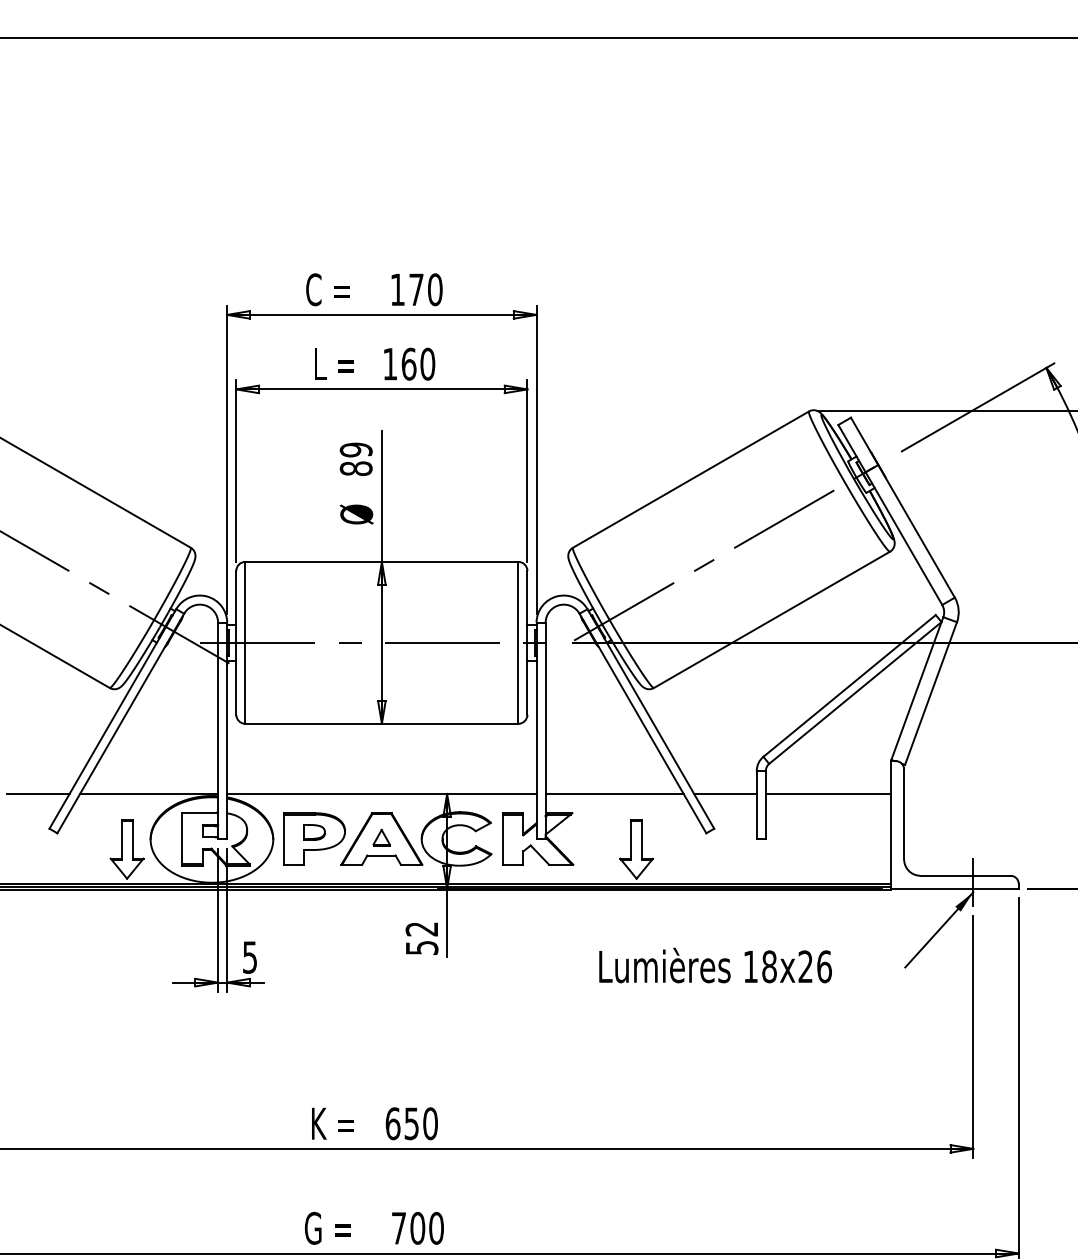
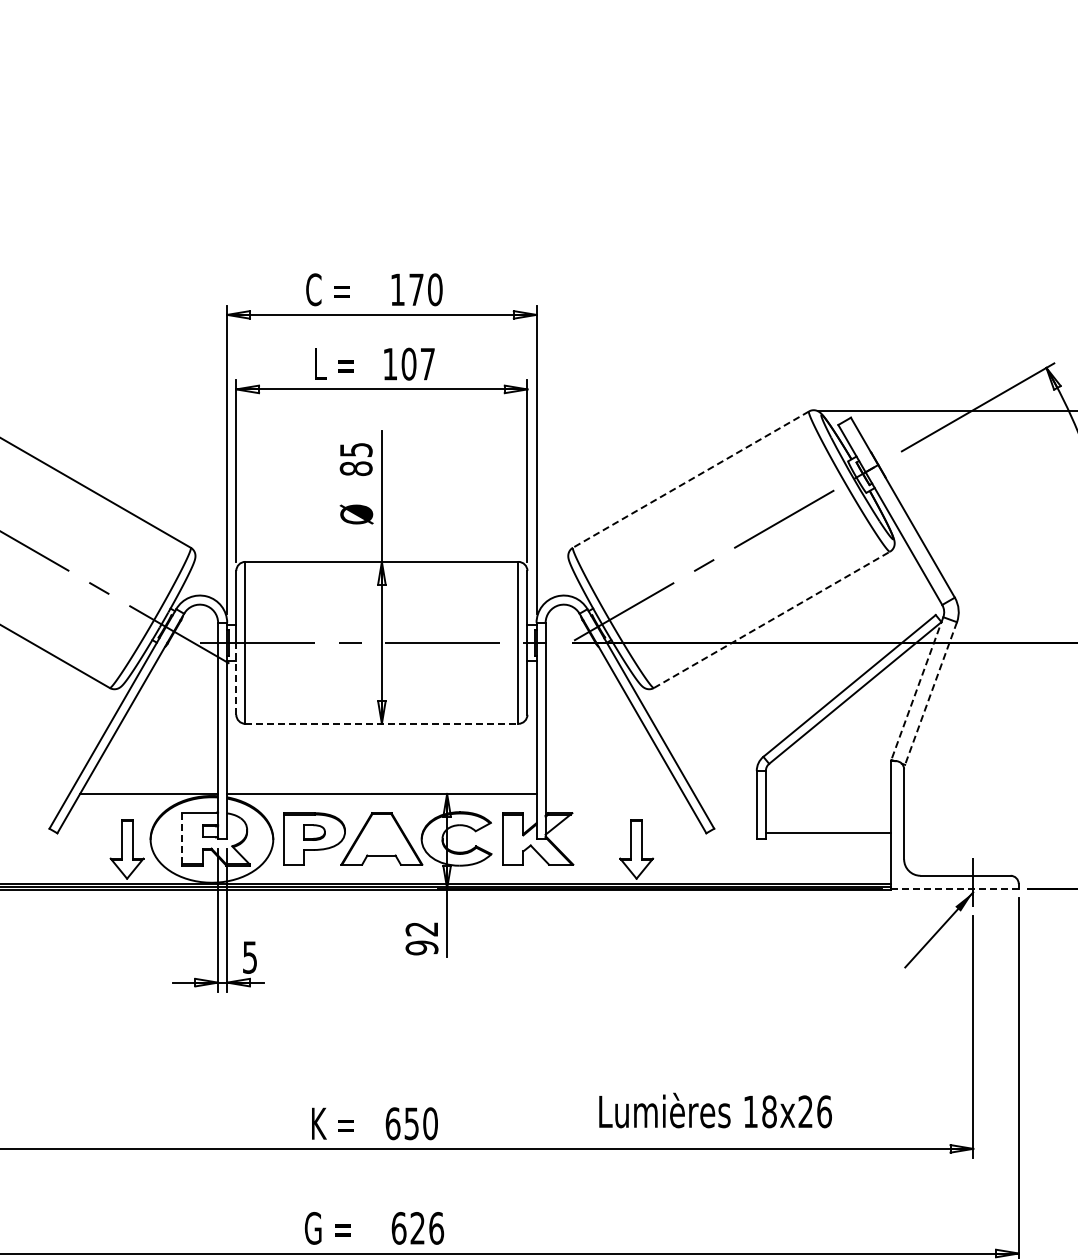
line: present -> none (538, 37)
text: 160 -> 107 (418, 363)
text: 89 -> 85 (355, 449)
line: solid -> dashed (690, 479)
line: solid -> dashed (772, 619)
line: solid -> dashed (236, 678)
line: solid -> dashed (917, 688)
line: solid -> dashed (931, 693)
line: solid -> dashed (382, 723)
line: present -> none (37, 793)
line: present -> none (614, 793)
line: present -> none (725, 793)
line position: (828, 793) -> (828, 832) (828, 832)
part: present -> none (381, 837)
line: solid -> dashed (182, 838)
line: solid -> dashed (955, 888)
text: 52 -> 92 (421, 947)
text position: (715, 965) -> (715, 1110) (715, 1110)
text: 700 -> 626 (417, 1228)
